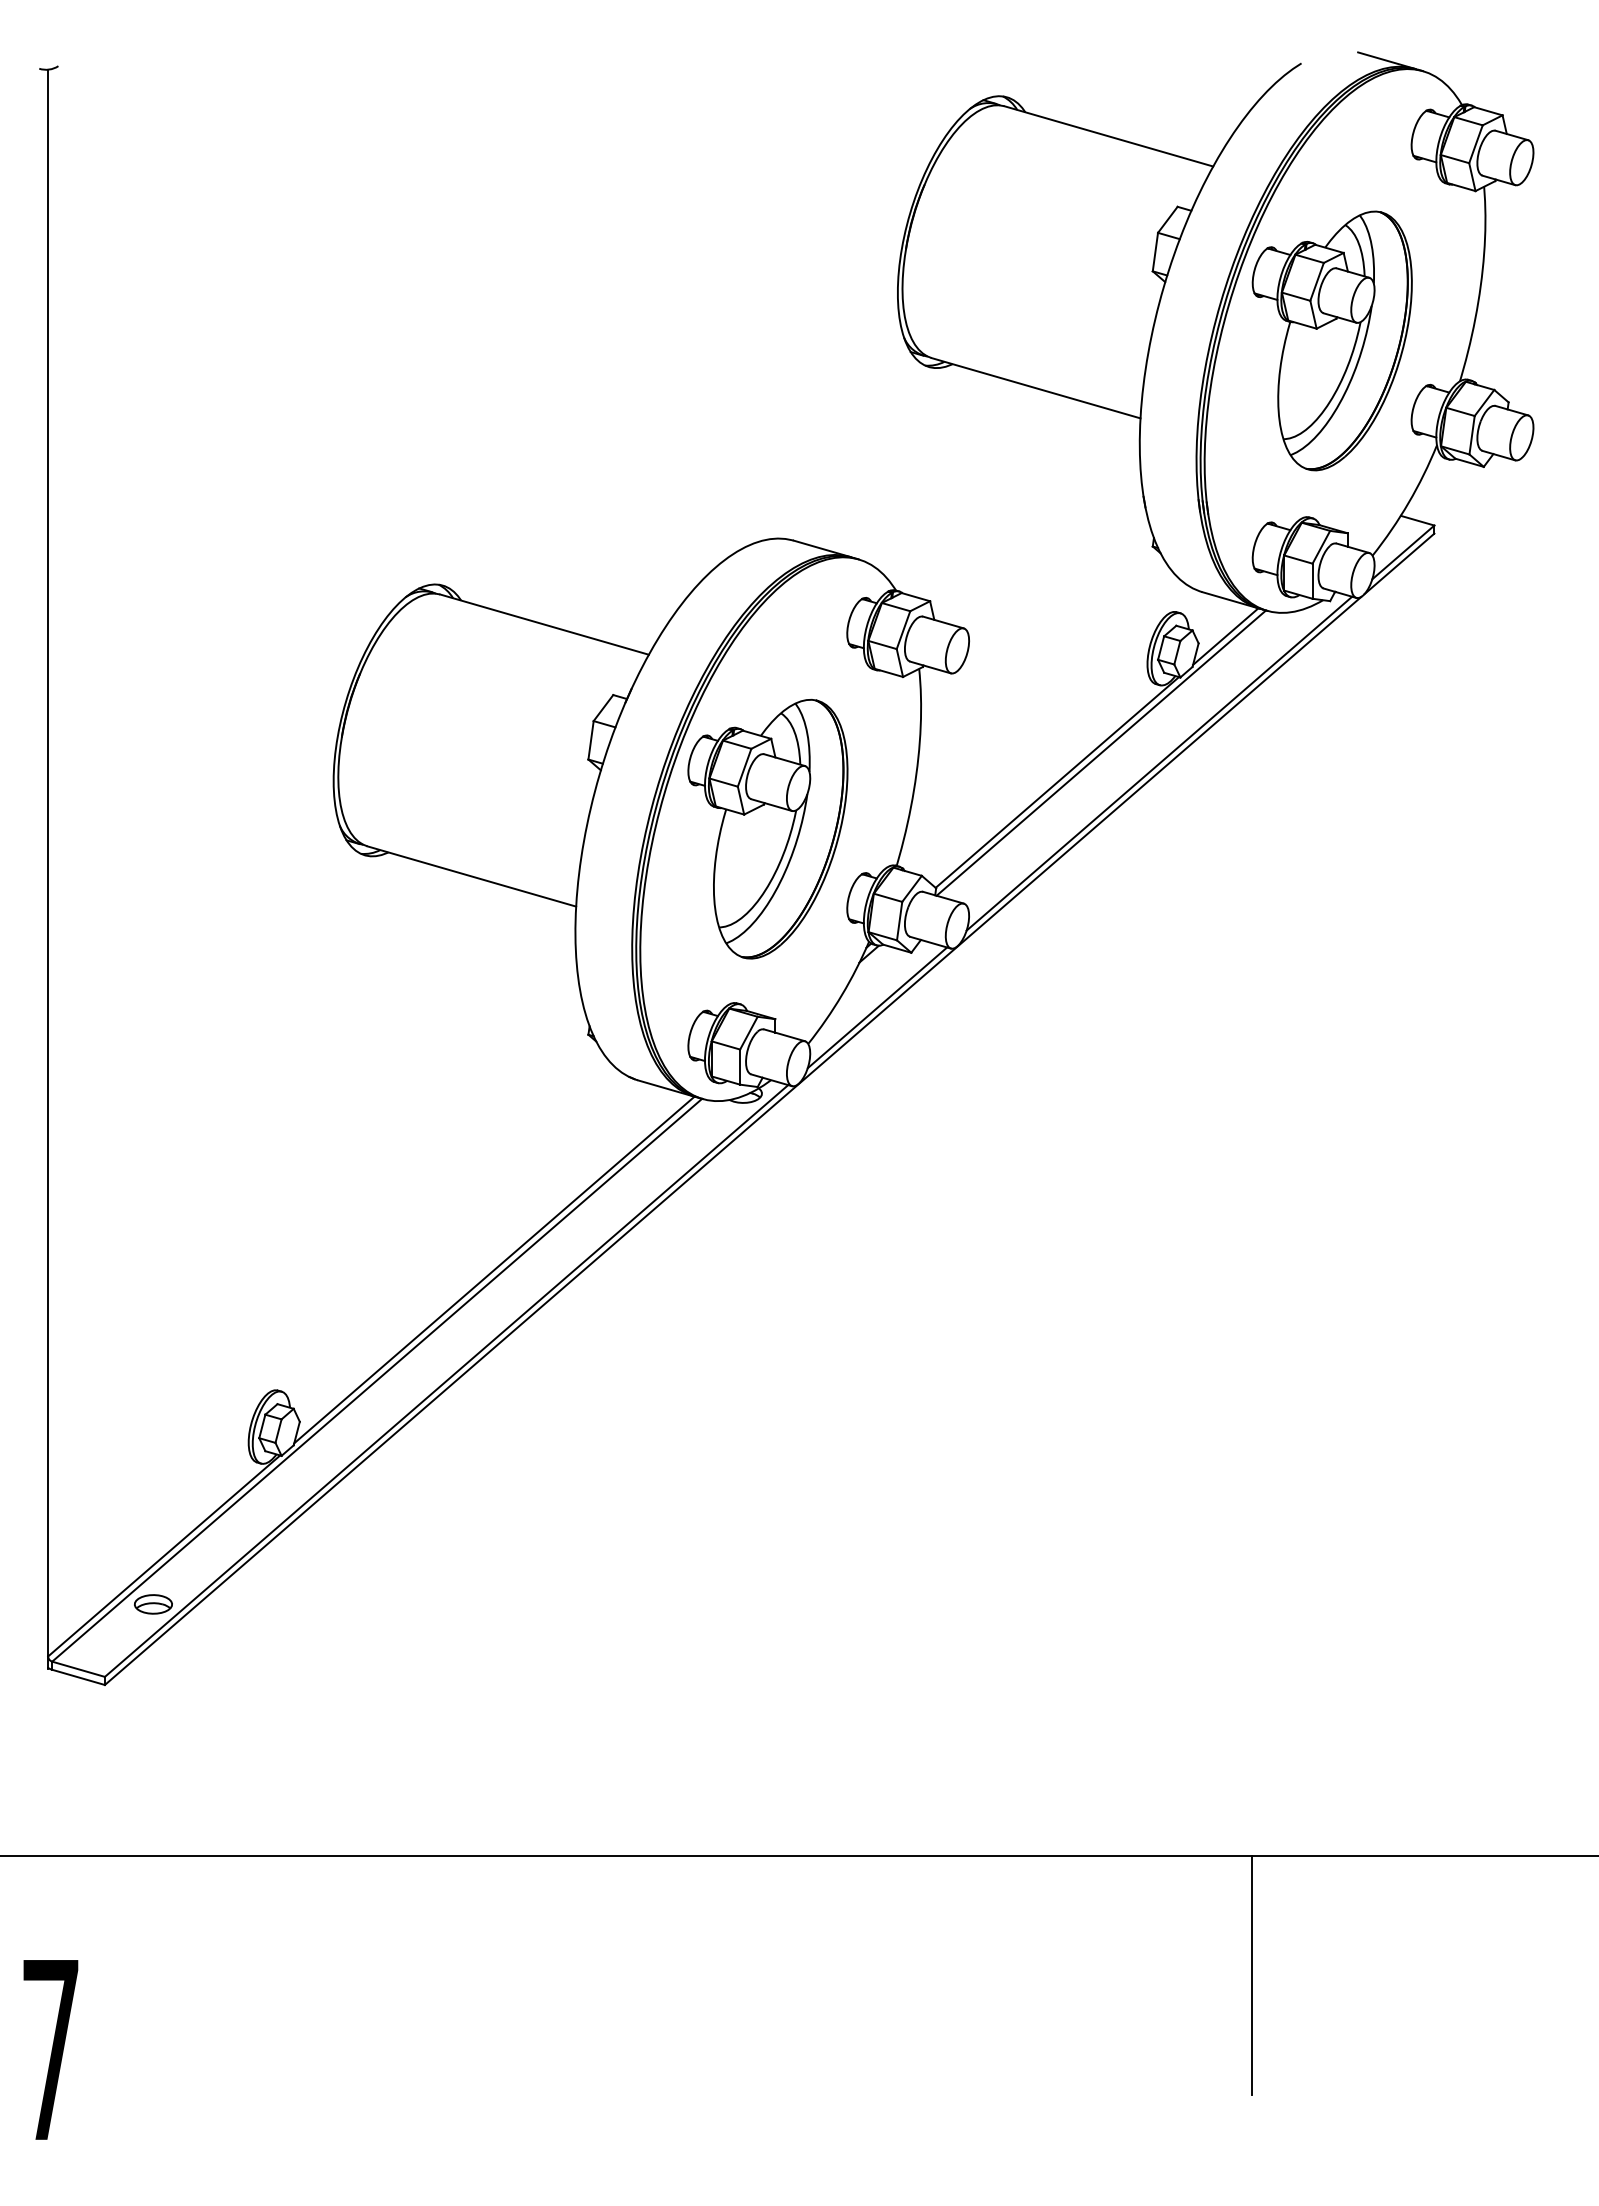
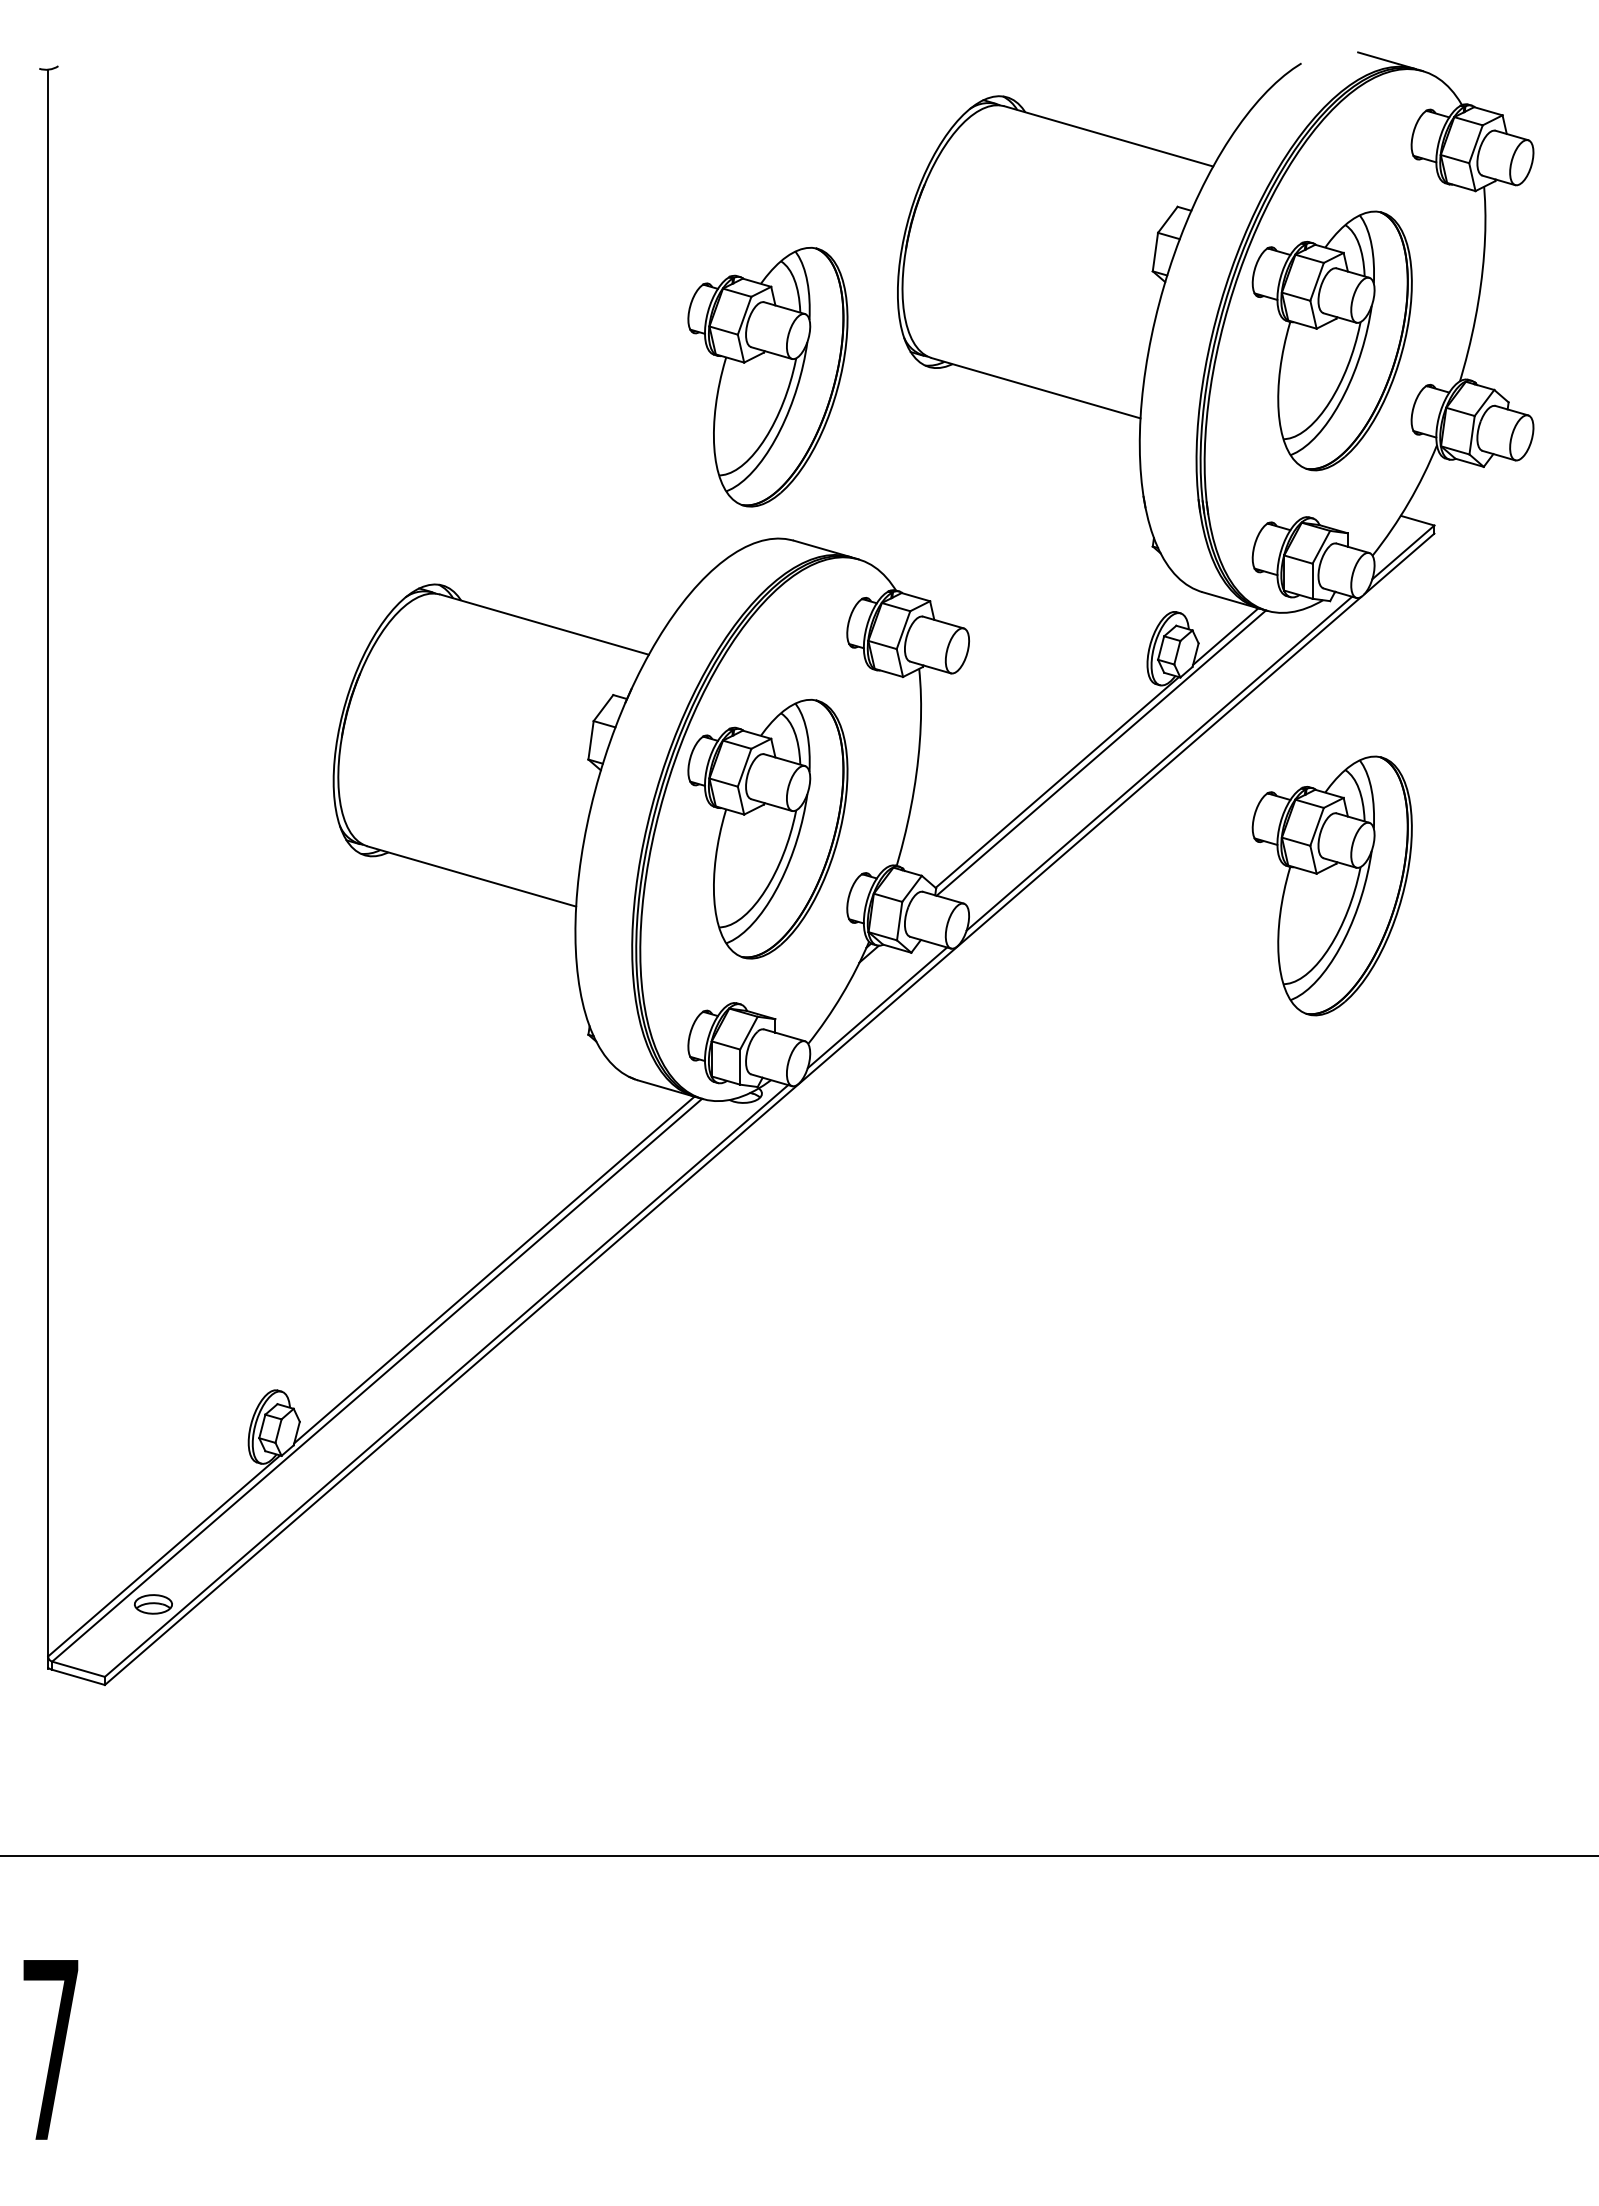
part: none -> present (767, 376)
part: none -> present (1331, 885)
line: present -> none (1252, 1975)
